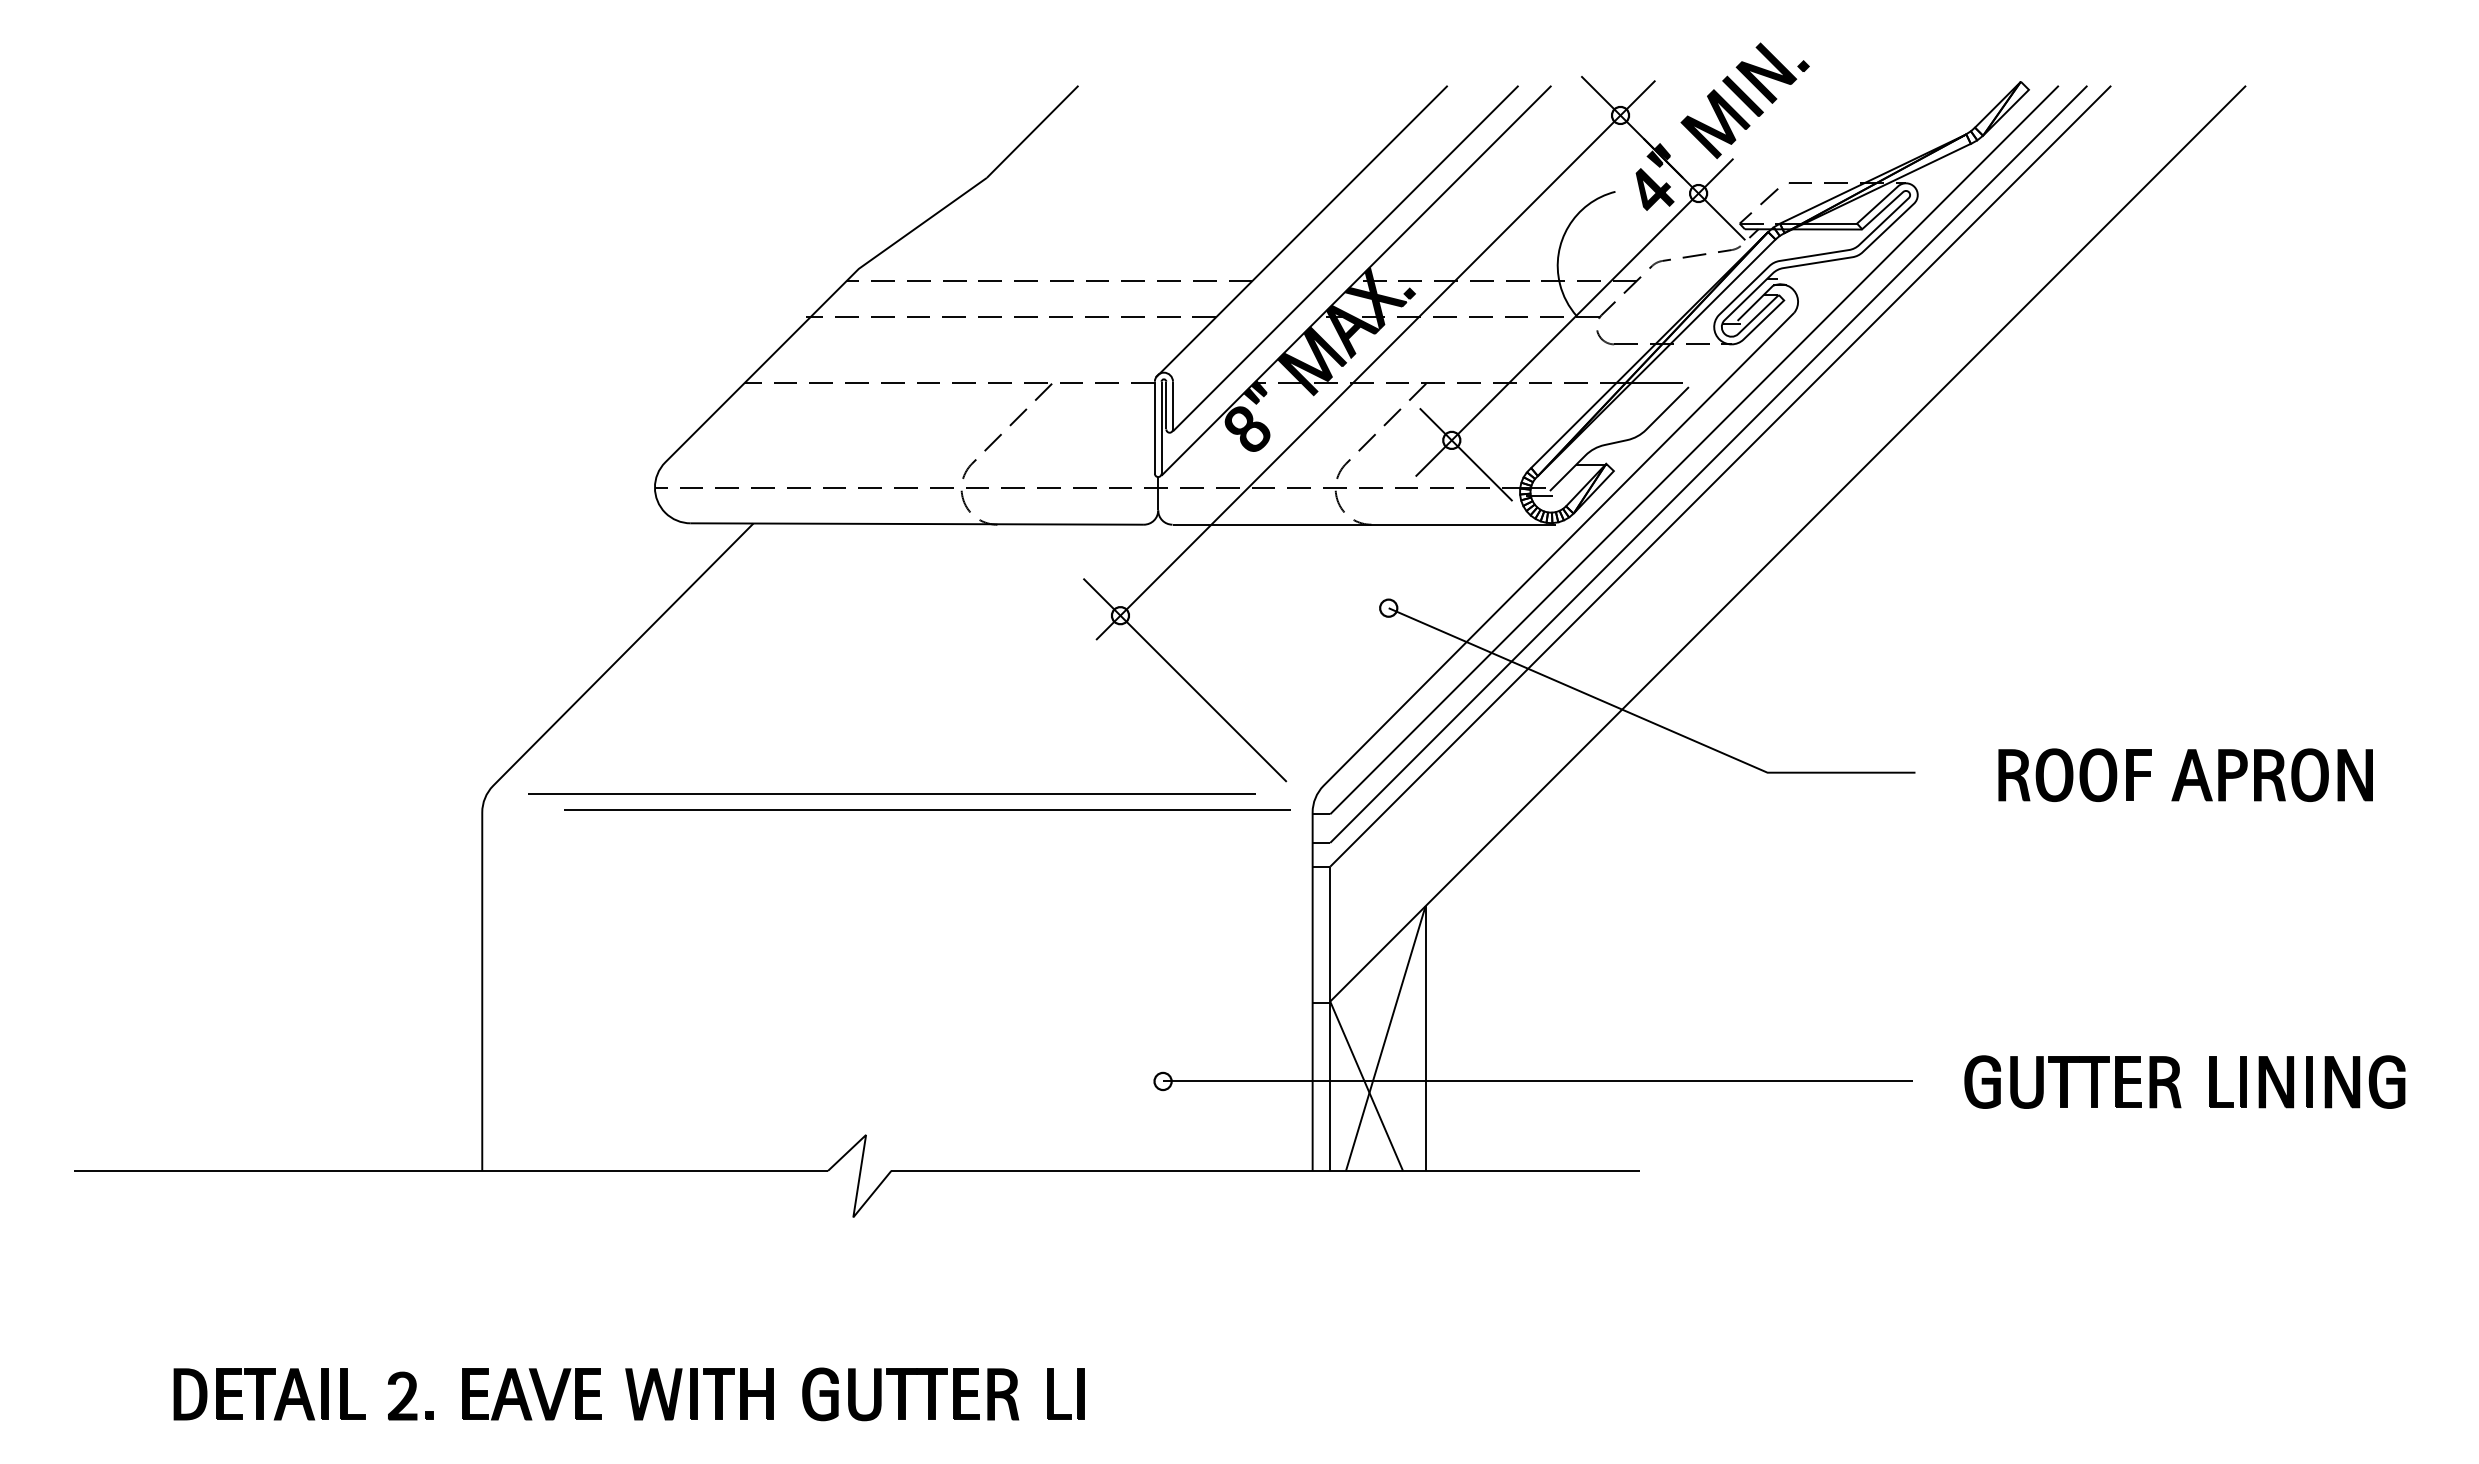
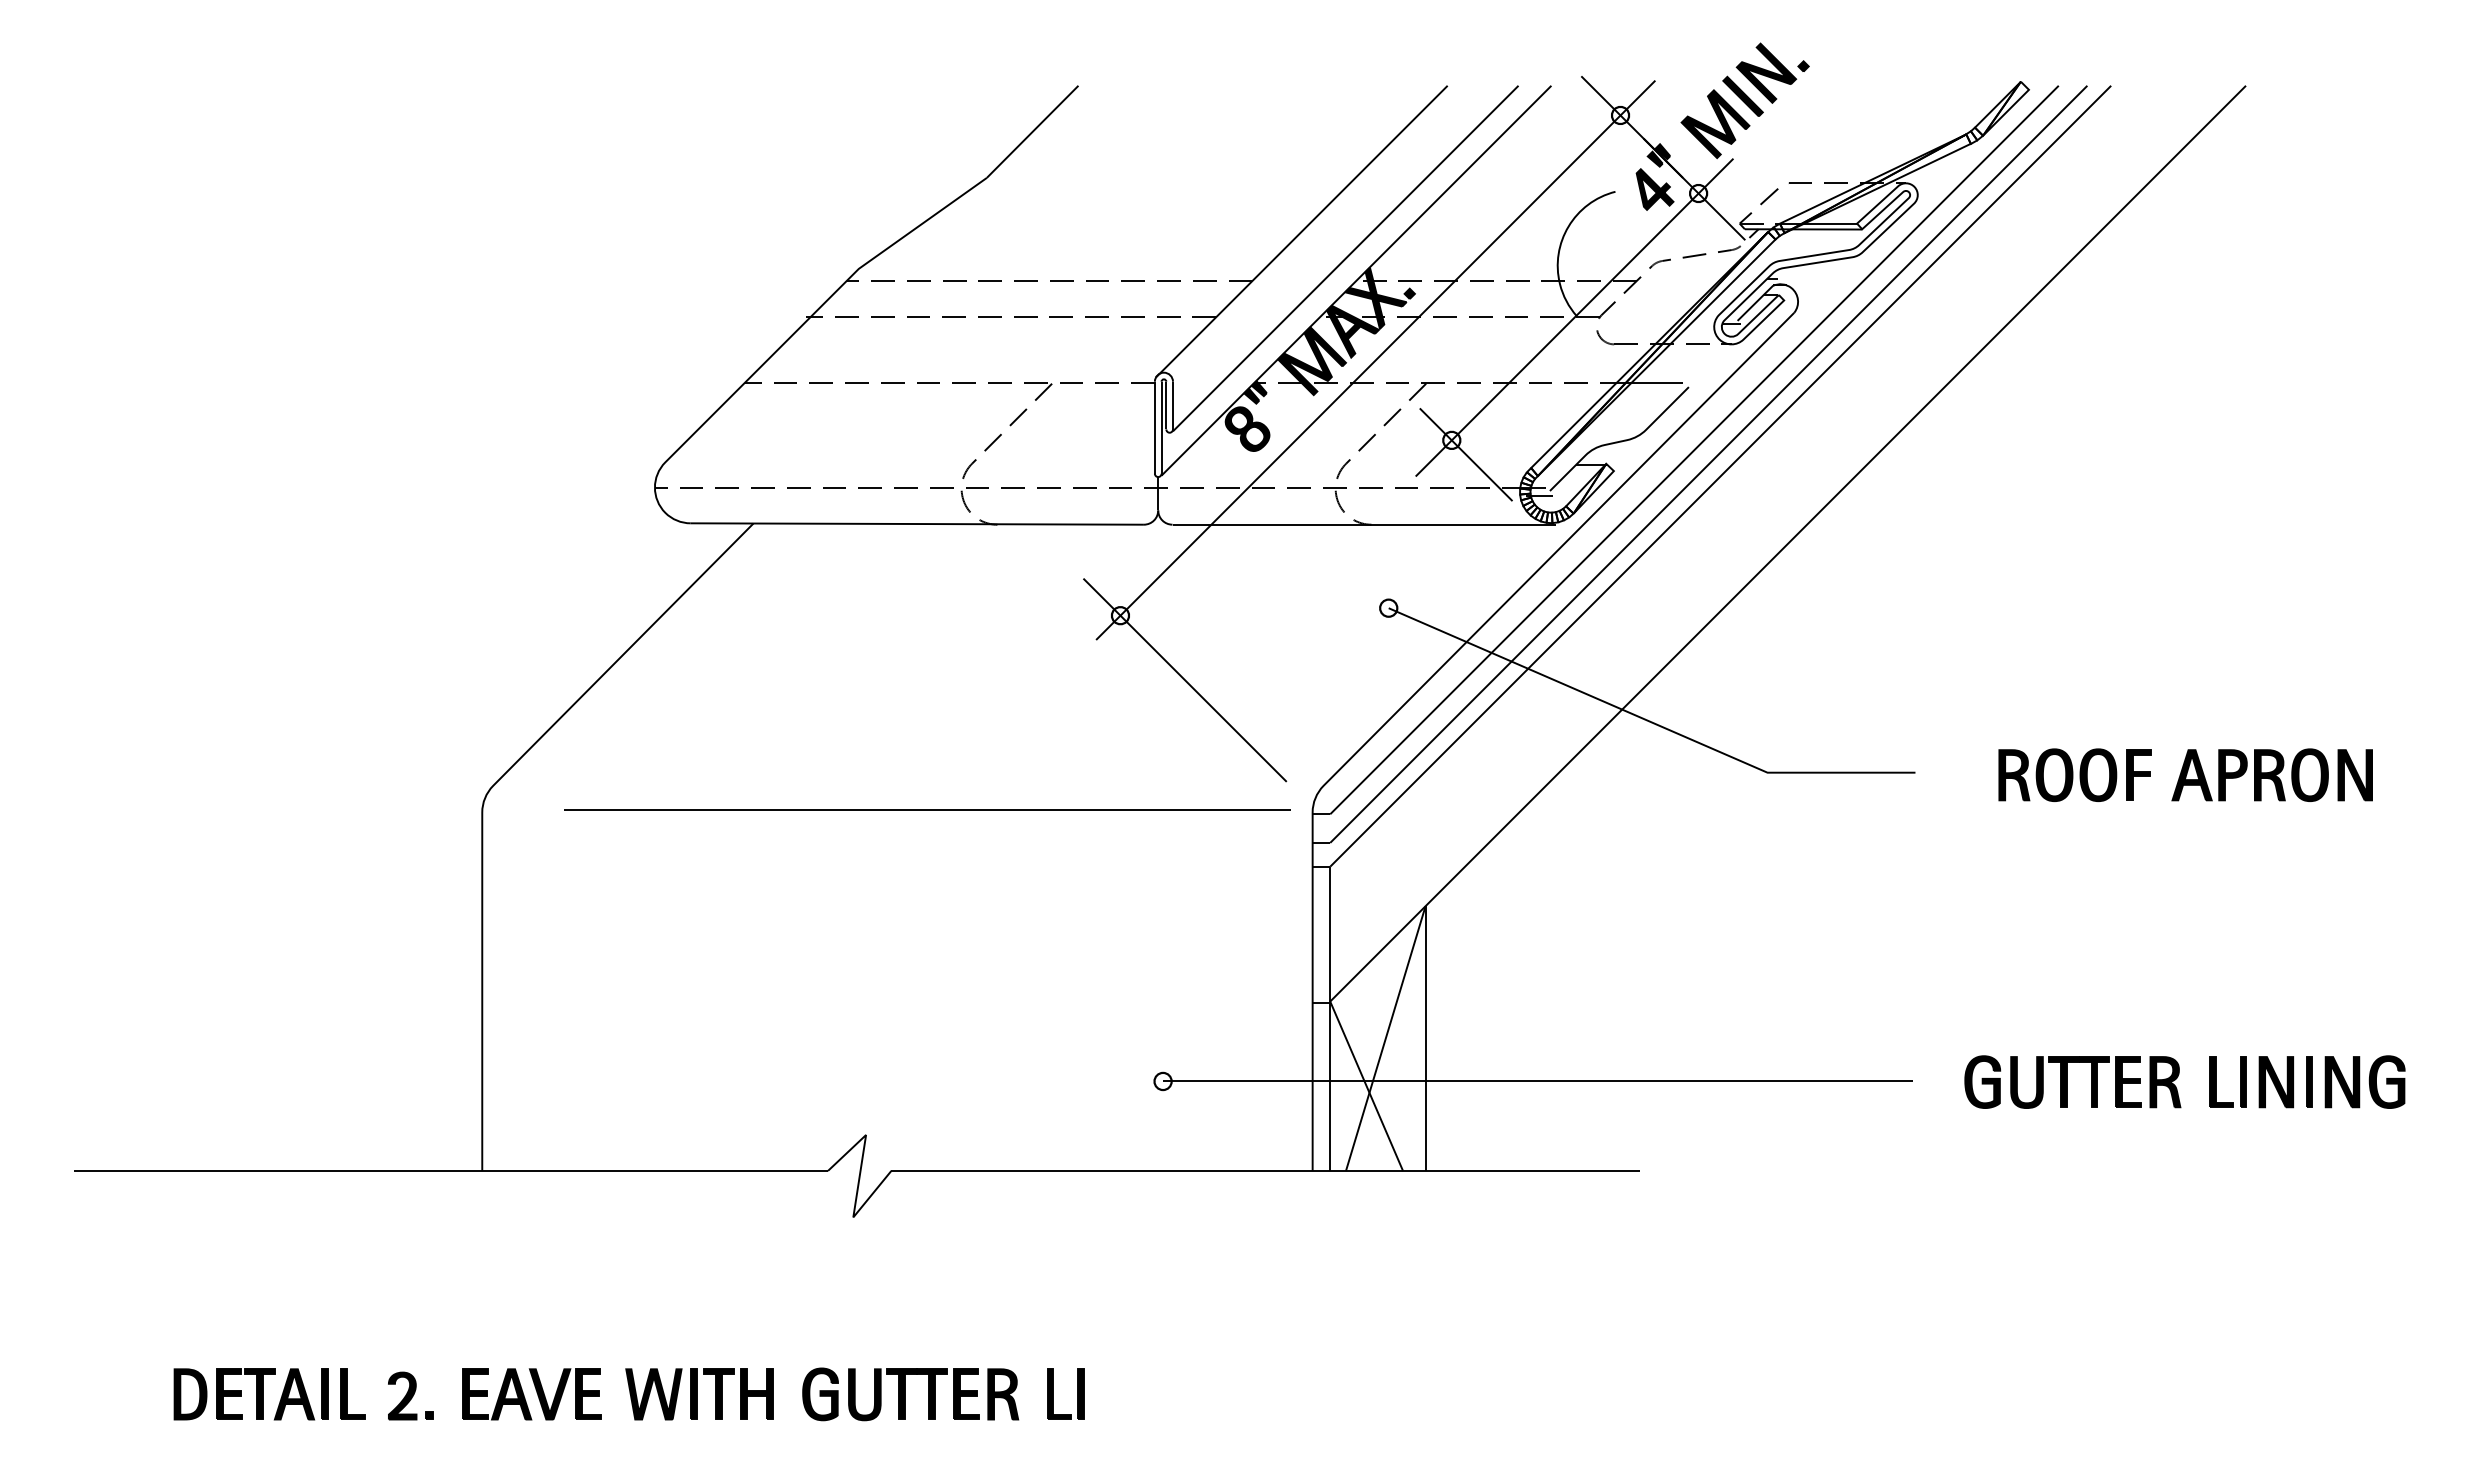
line: present -> none (891, 793)
